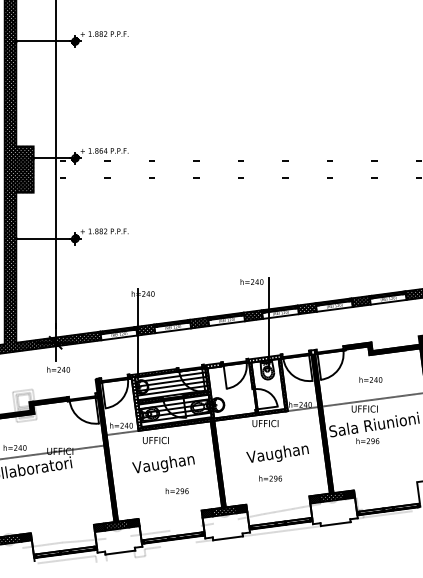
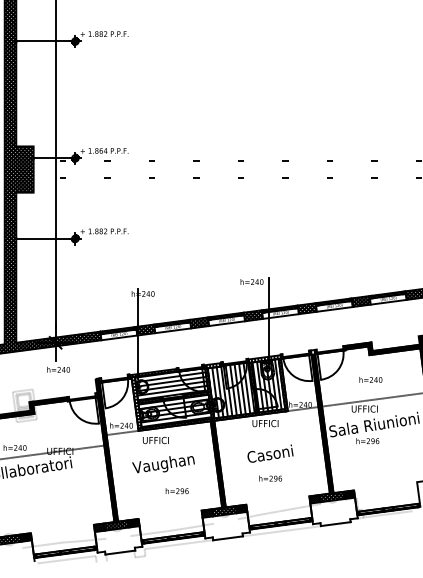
hatch: none -> present (244, 388)
text: Vaughan -> Casoni (277, 453)
line: none -> present (185, 528)
line: none -> present (178, 544)
